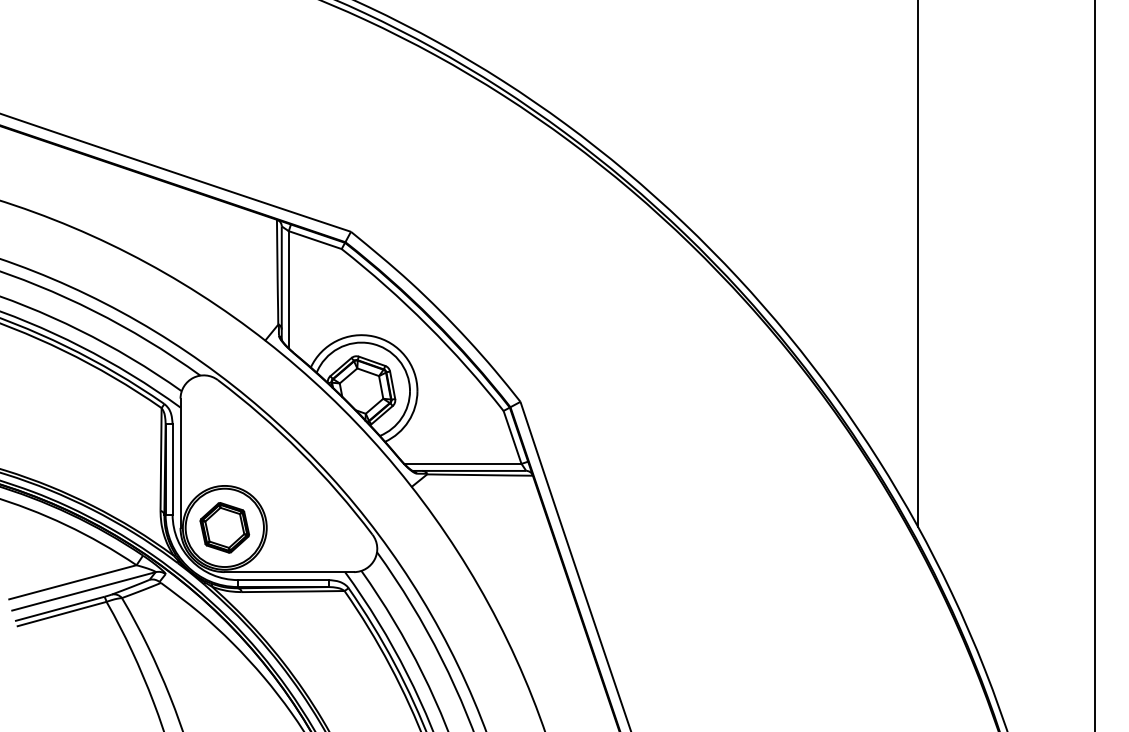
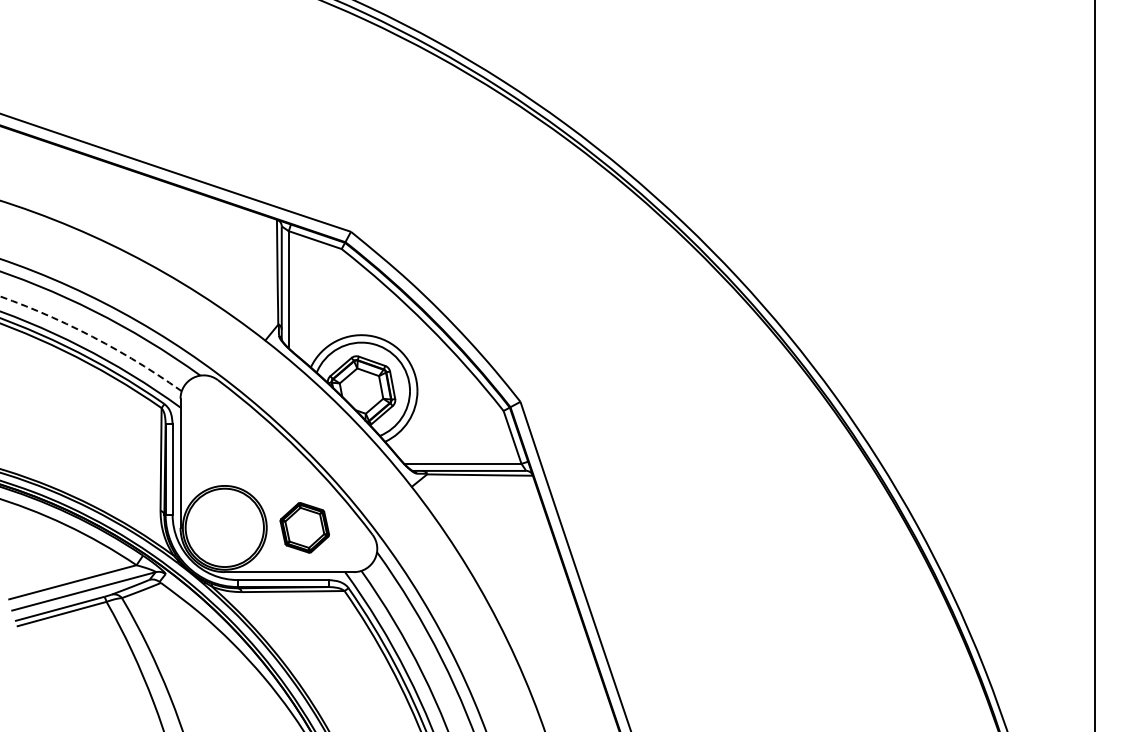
line: present -> none (918, 264)
arc: solid -> dashed (93, 337)
part position: (224, 527) -> (304, 527) (304, 527)
